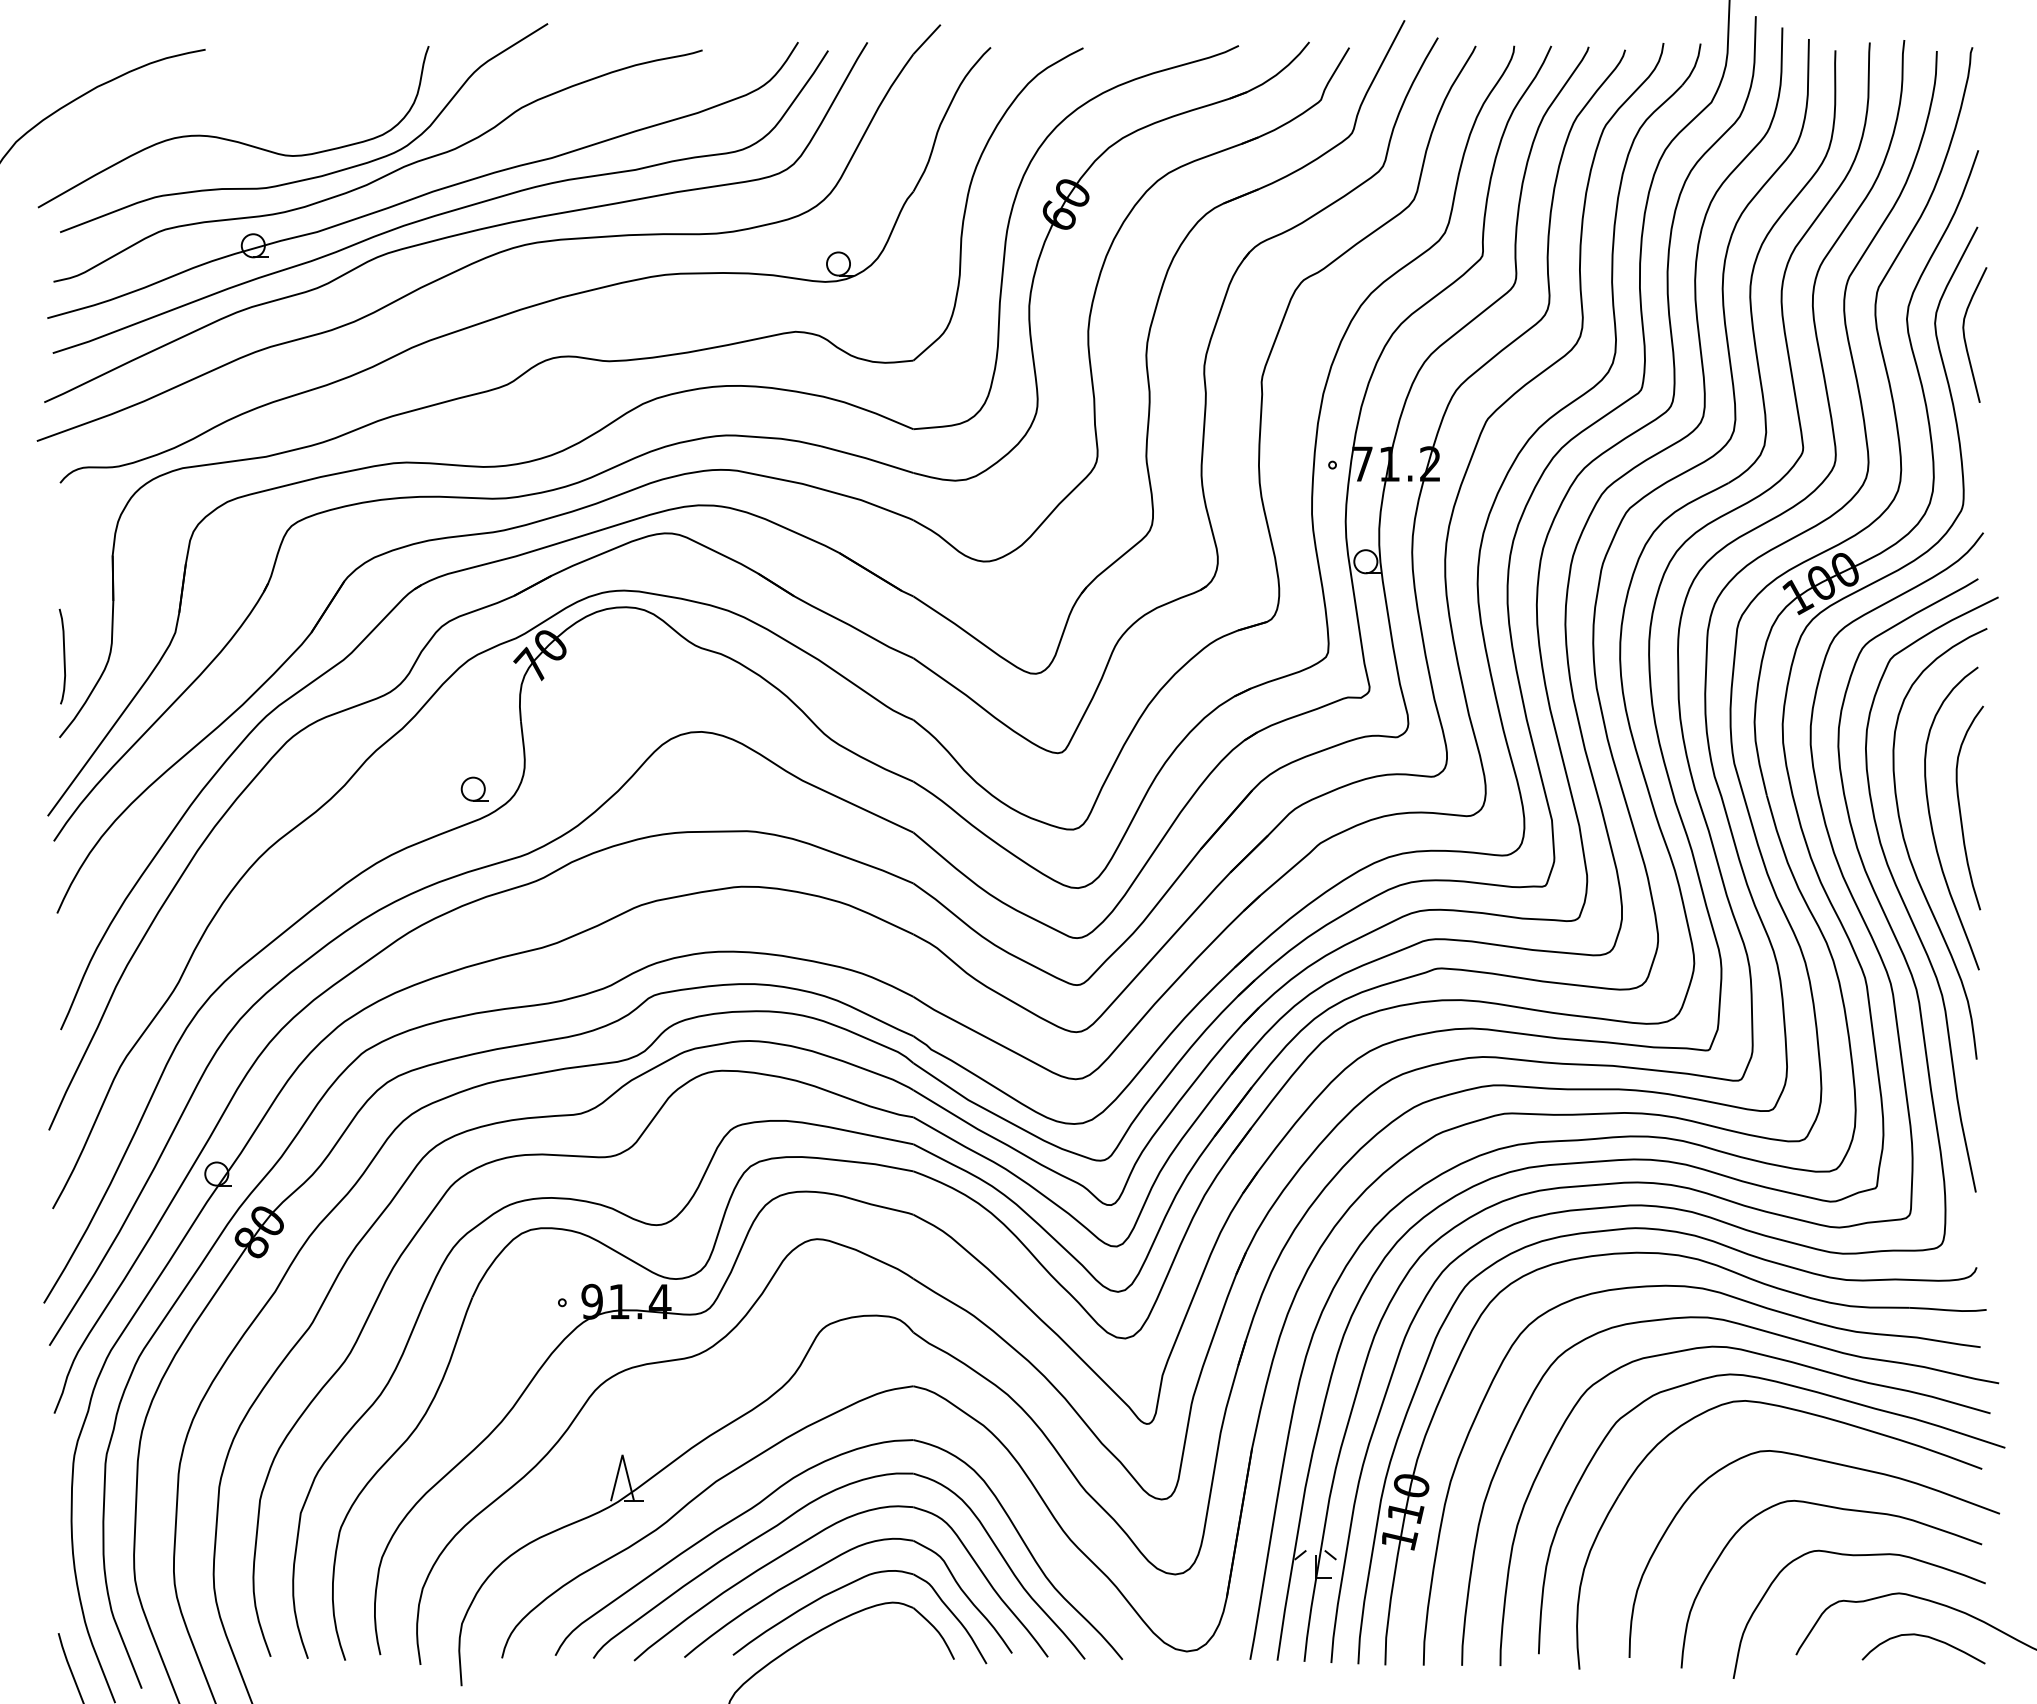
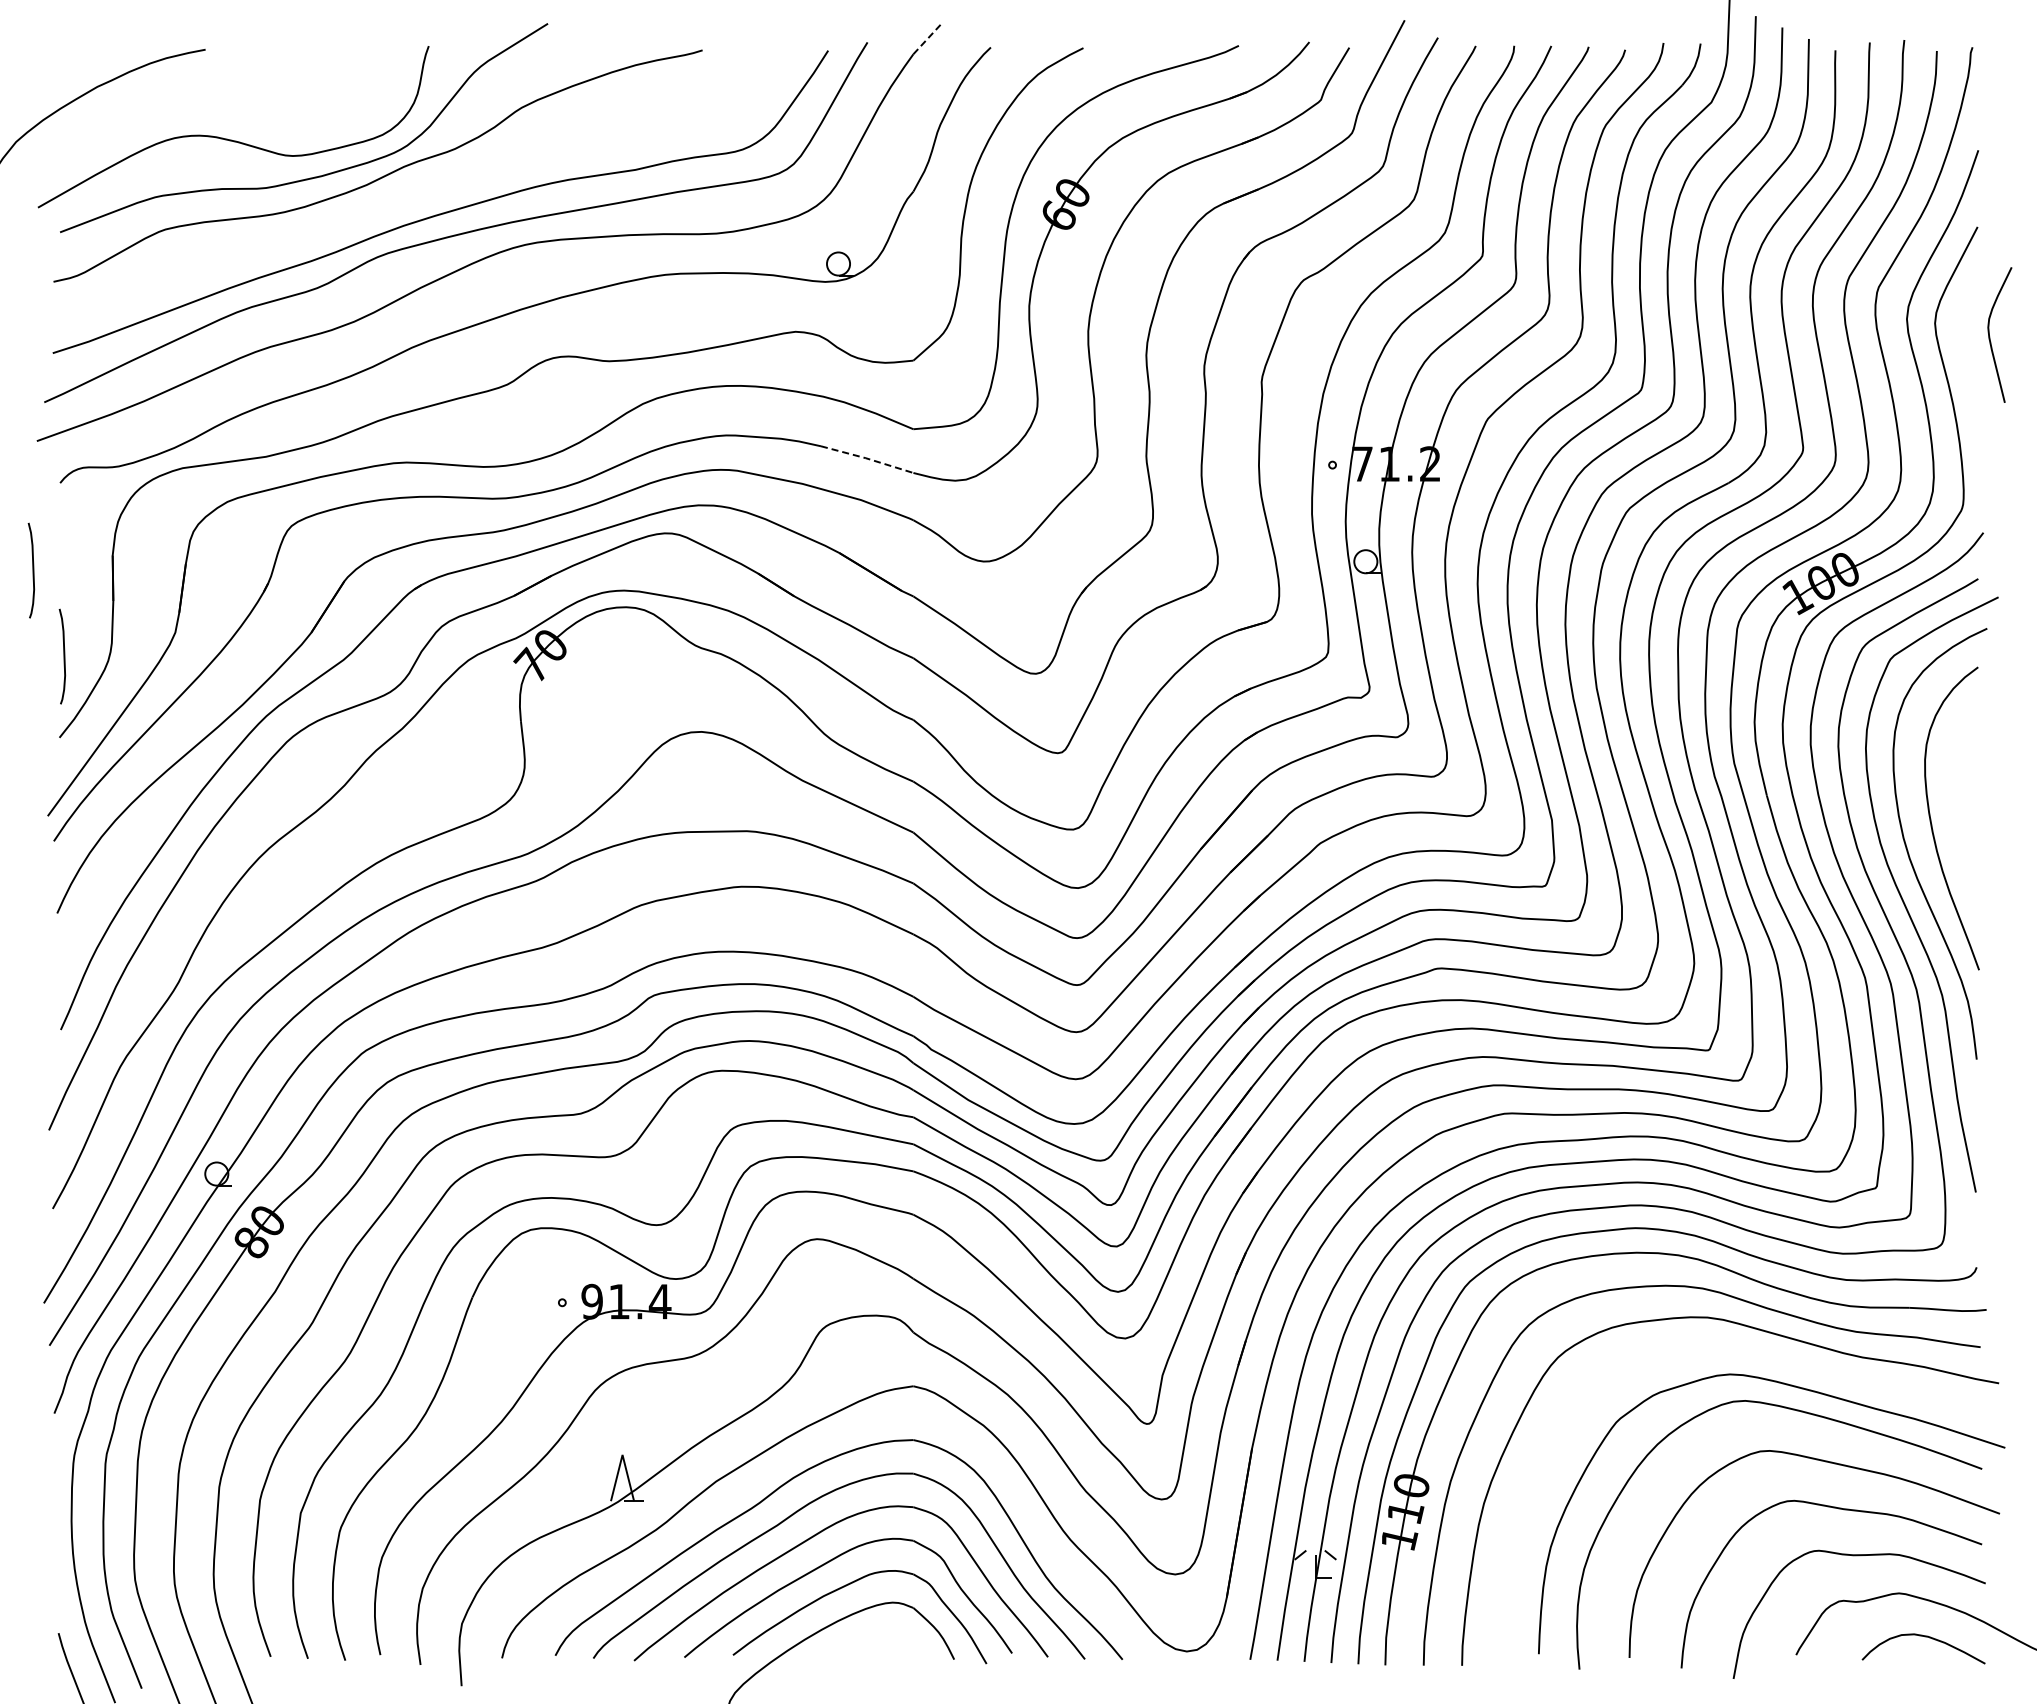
line: solid -> dashed (927, 39)
part: present -> none (427, 192)
curve position: (1965, 336) -> (1990, 336) (1990, 336)
line: solid -> dashed (866, 458)
curve: none -> present (32, 570)
part: present -> none (474, 788)
curve: present -> none (1960, 807)
curve: present -> none (1780, 1360)
